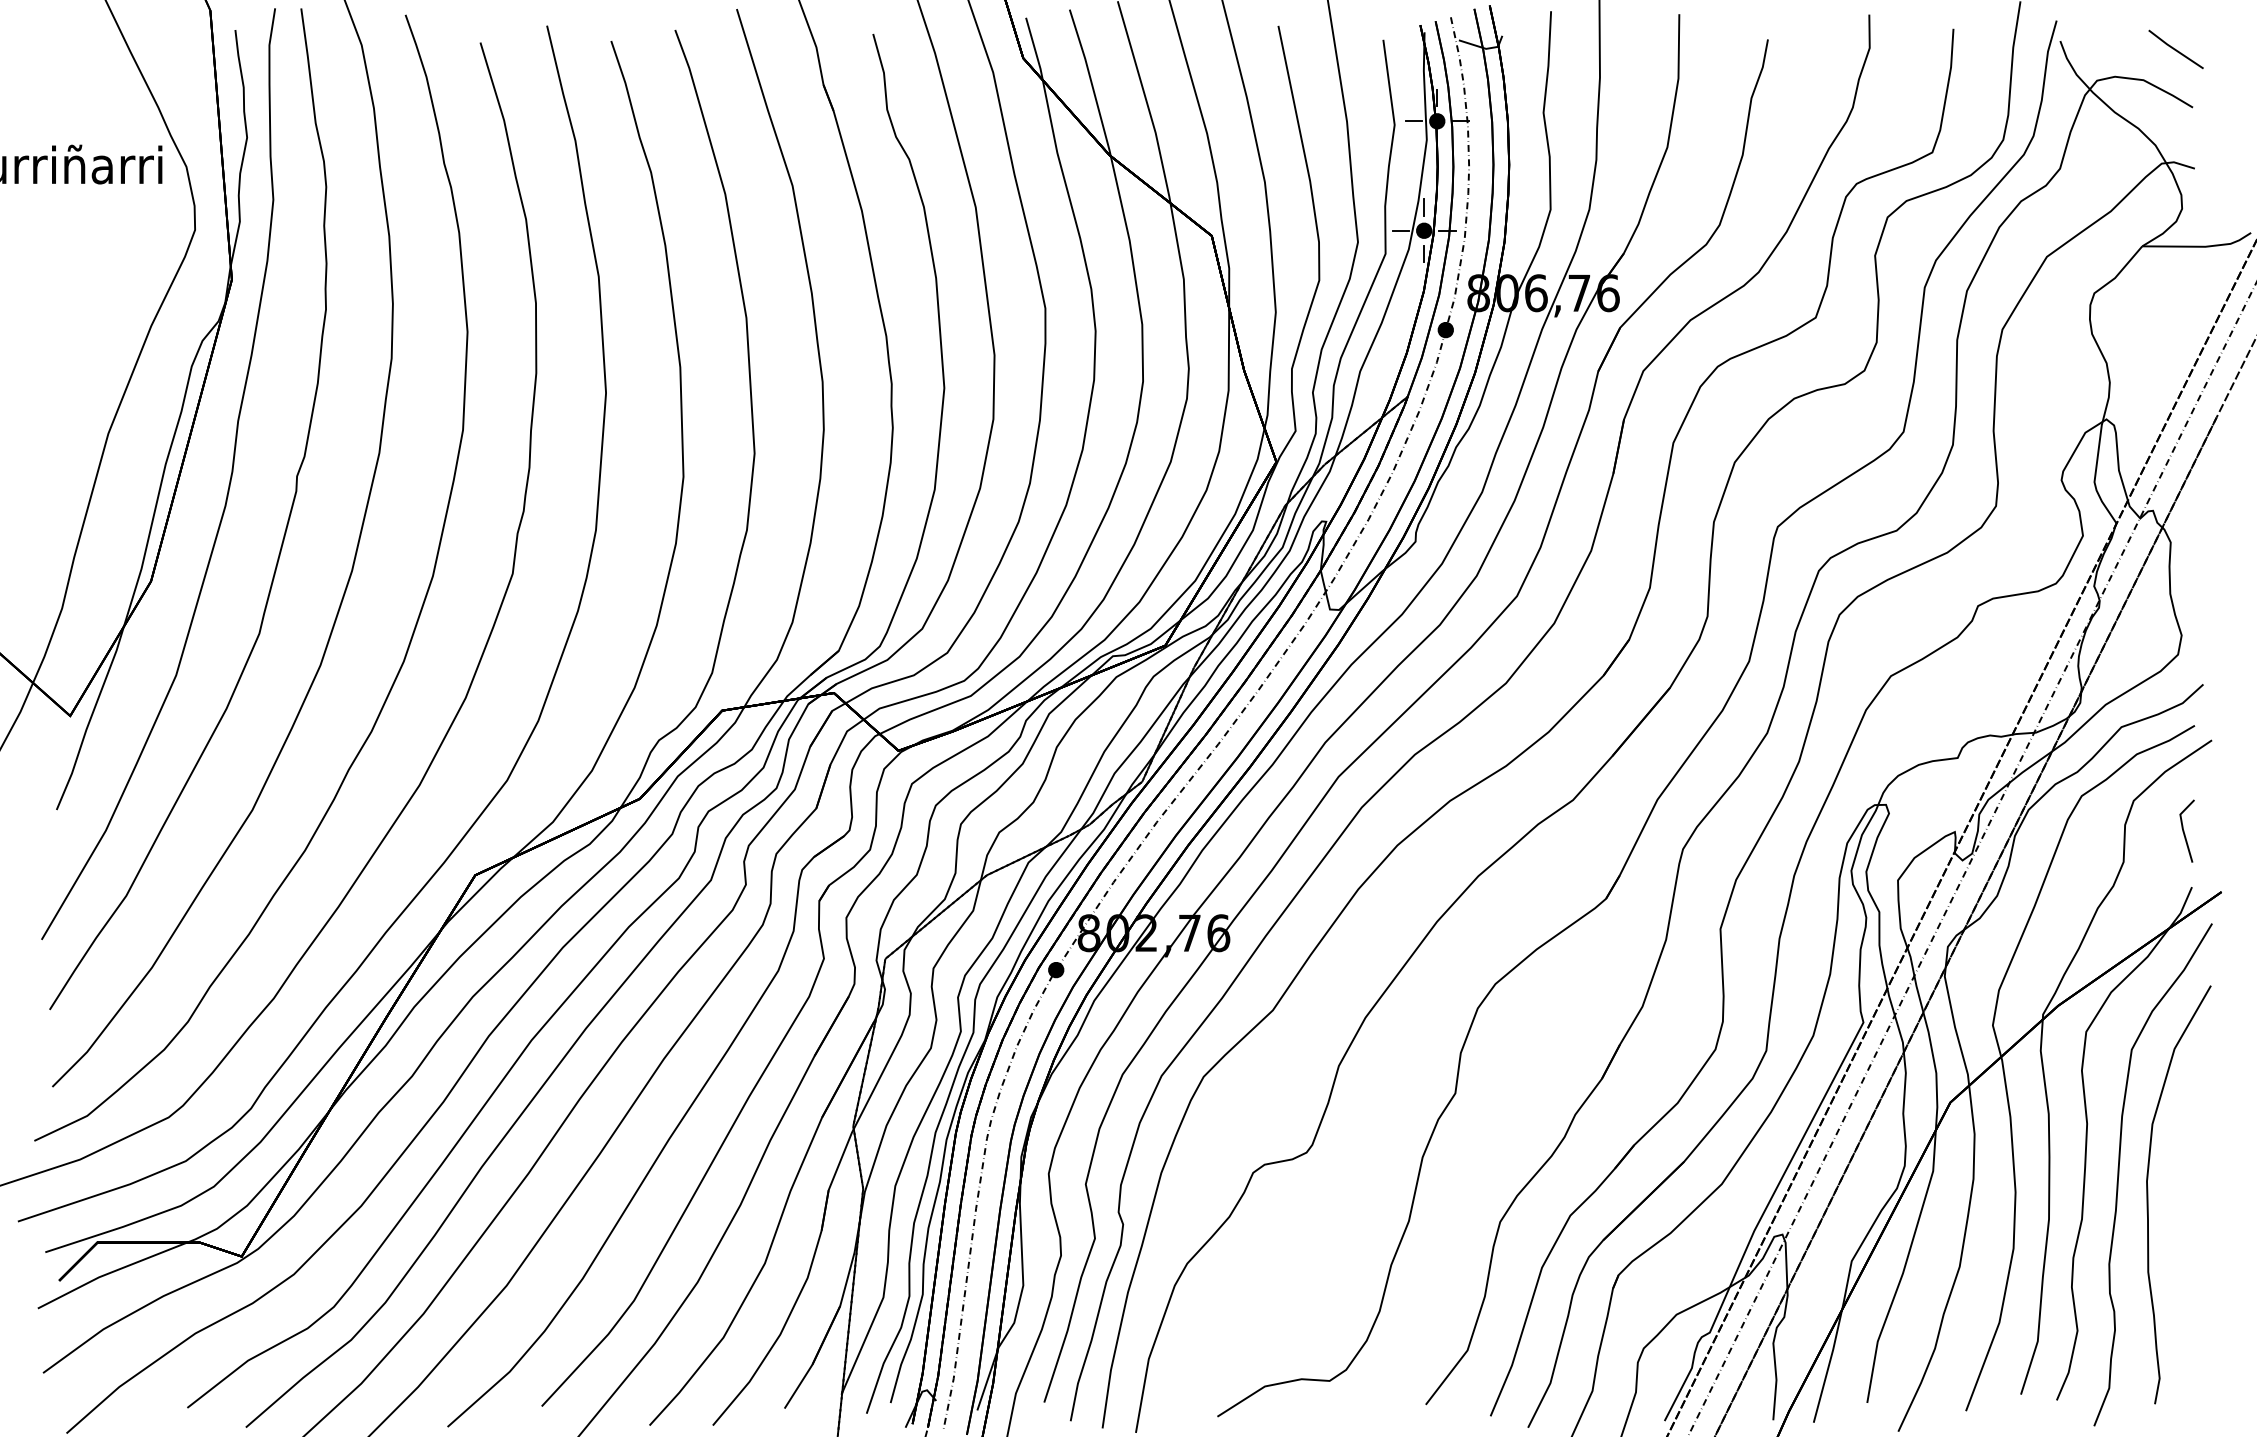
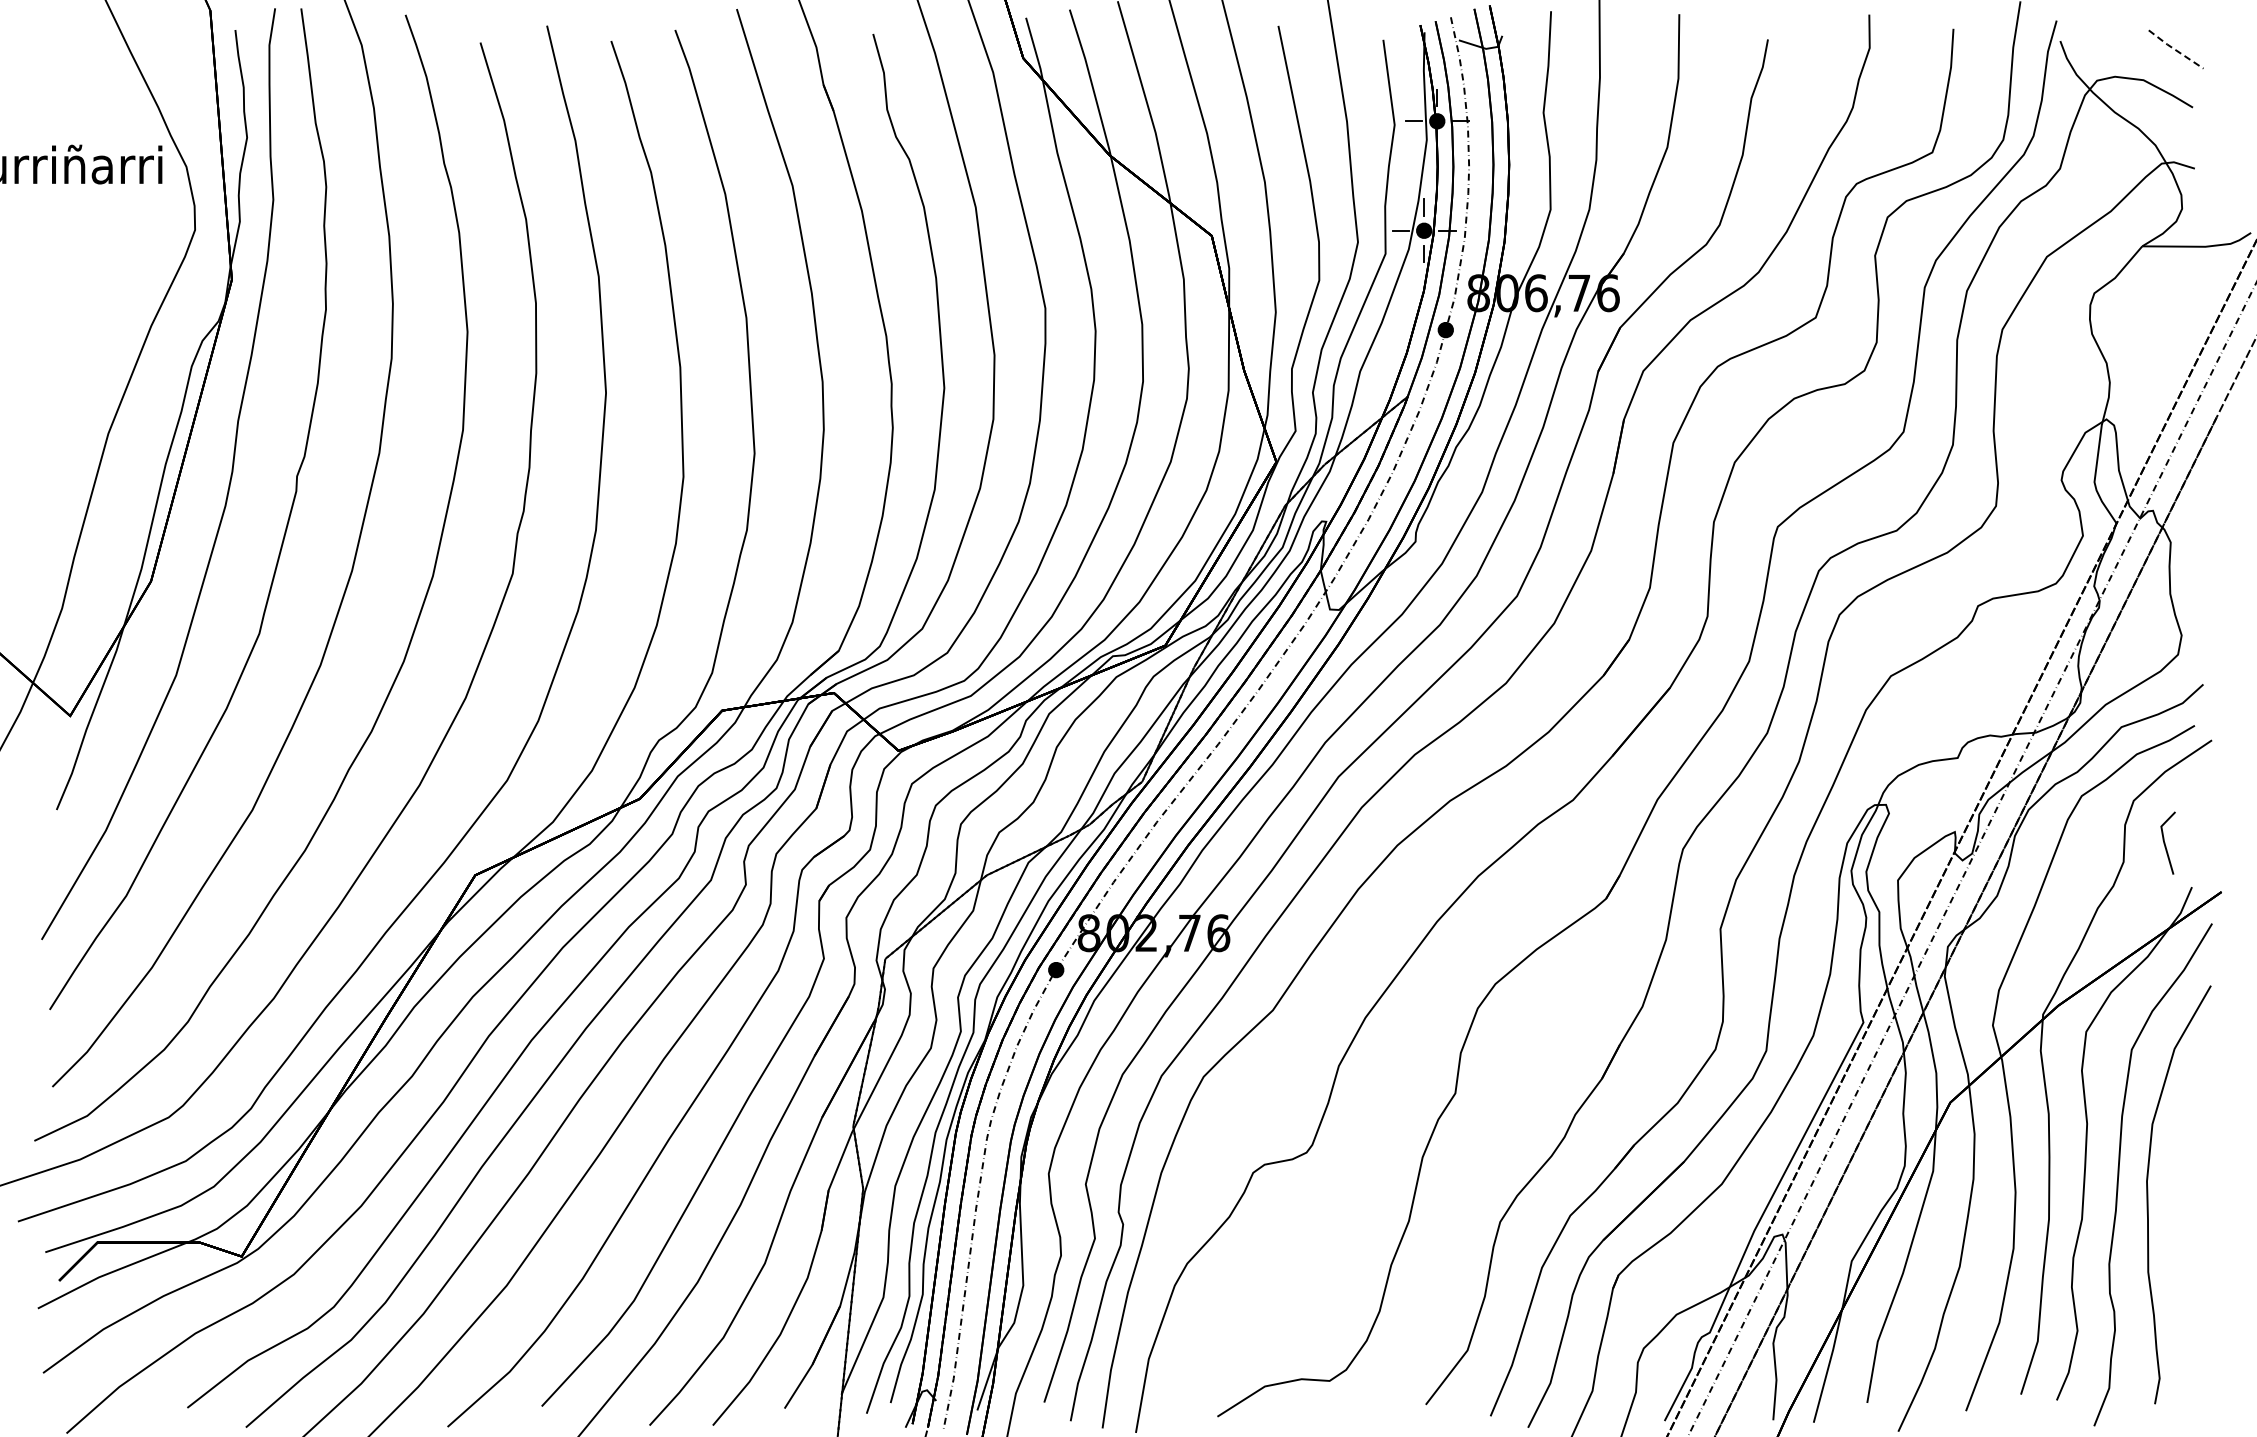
line: solid -> dashed (2175, 49)
line position: (2184, 830) -> (2165, 842) (2165, 842)
